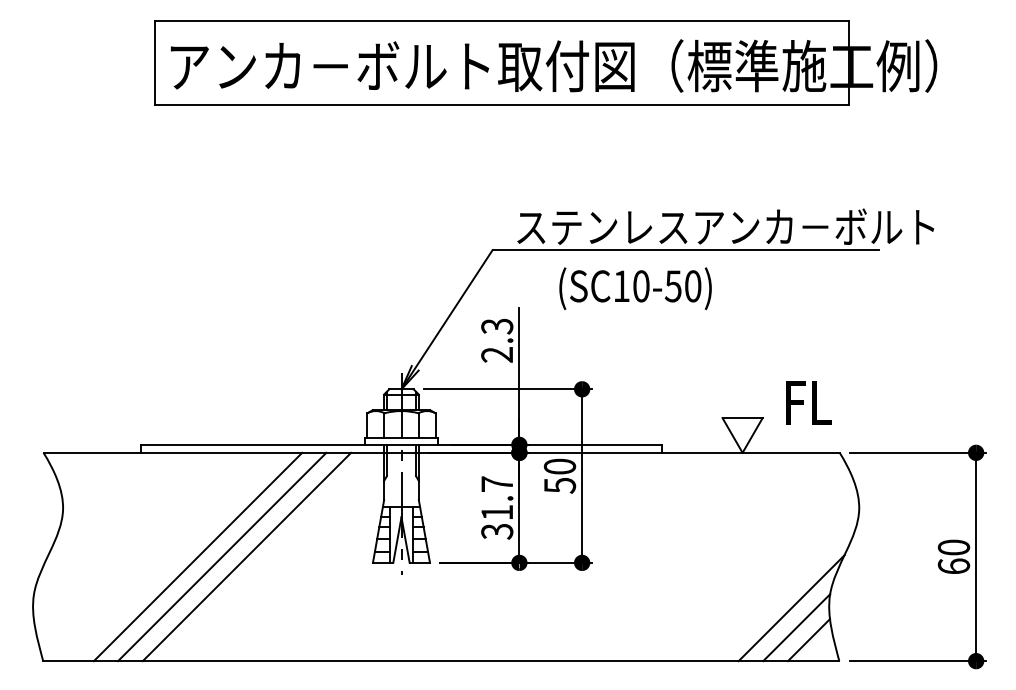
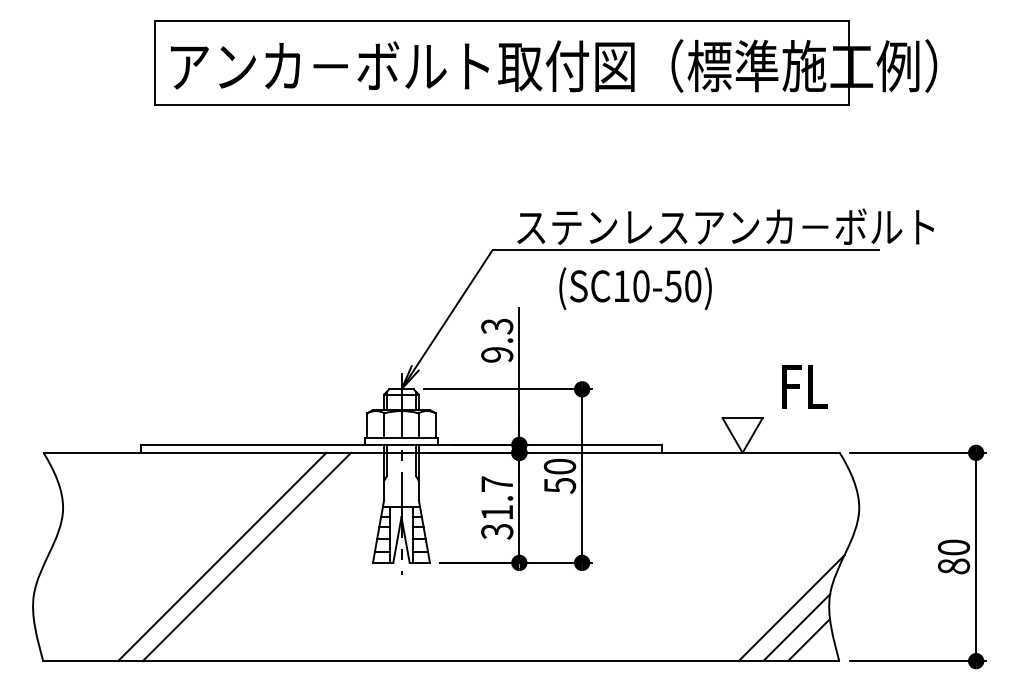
text: 2.3 -> 9.3 (497, 354)
text position: (808, 402) -> (804, 386) (804, 386)
line: present -> none (197, 556)
text: 60 -> 80 (953, 566)
